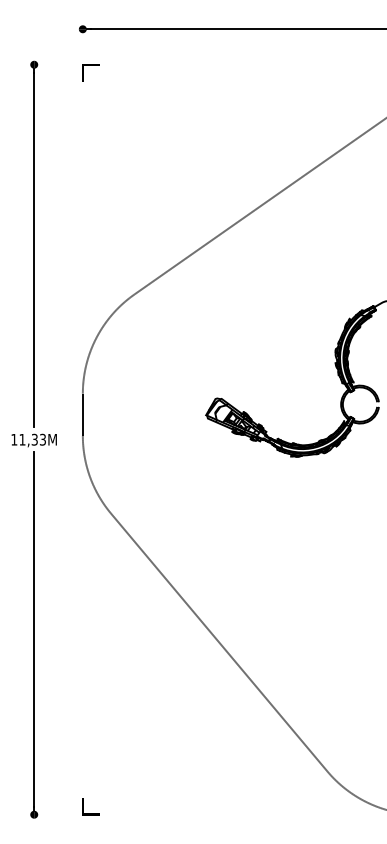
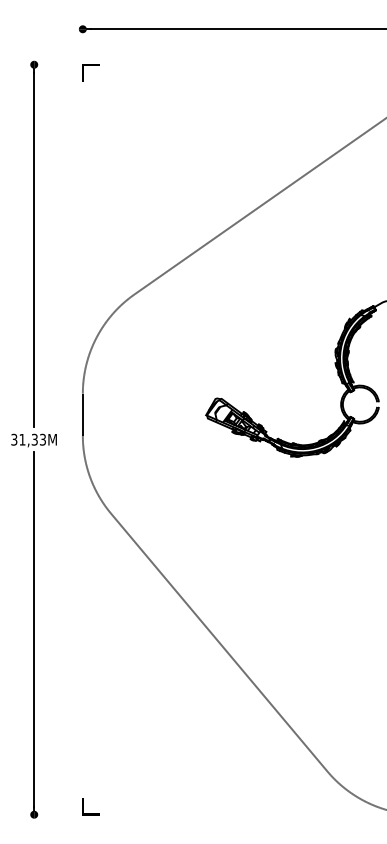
text: 11,33M -> 31,33M (14, 439)
